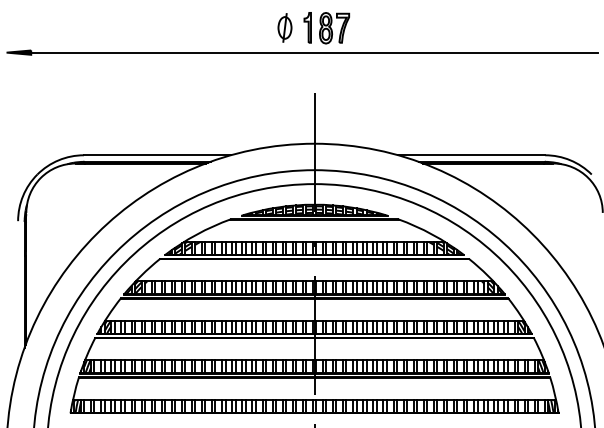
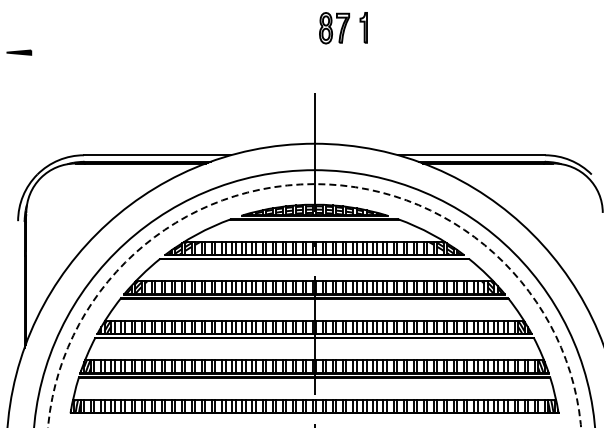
part: present -> none (284, 27)
part position: (307, 27) -> (363, 27) (363, 27)
line: present -> none (314, 52)
circle: solid -> dashed (314, 305)
